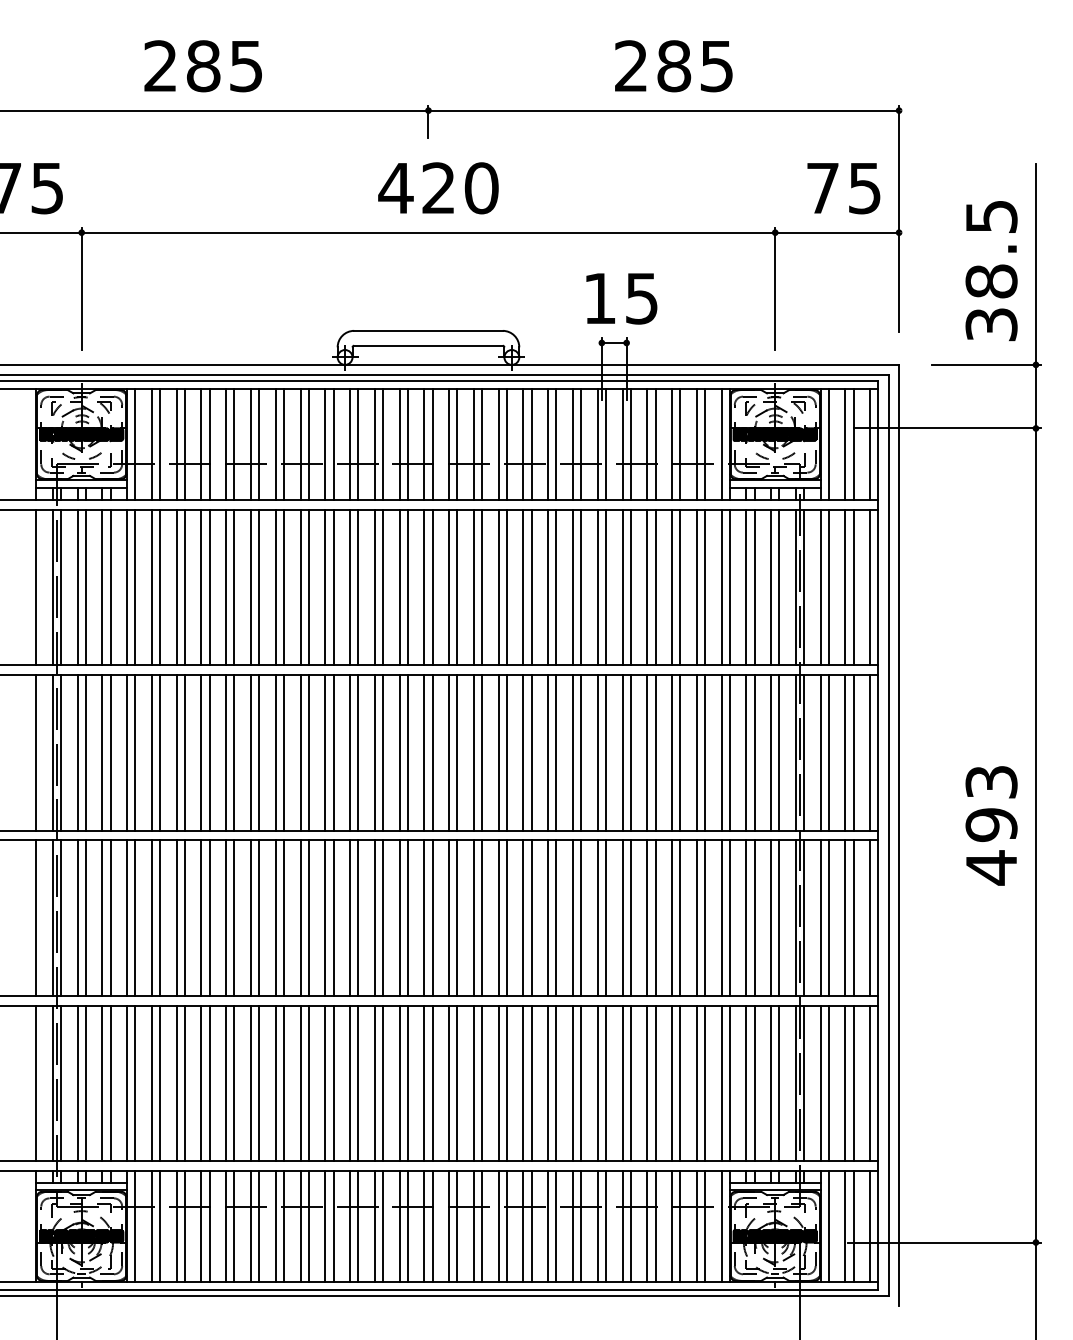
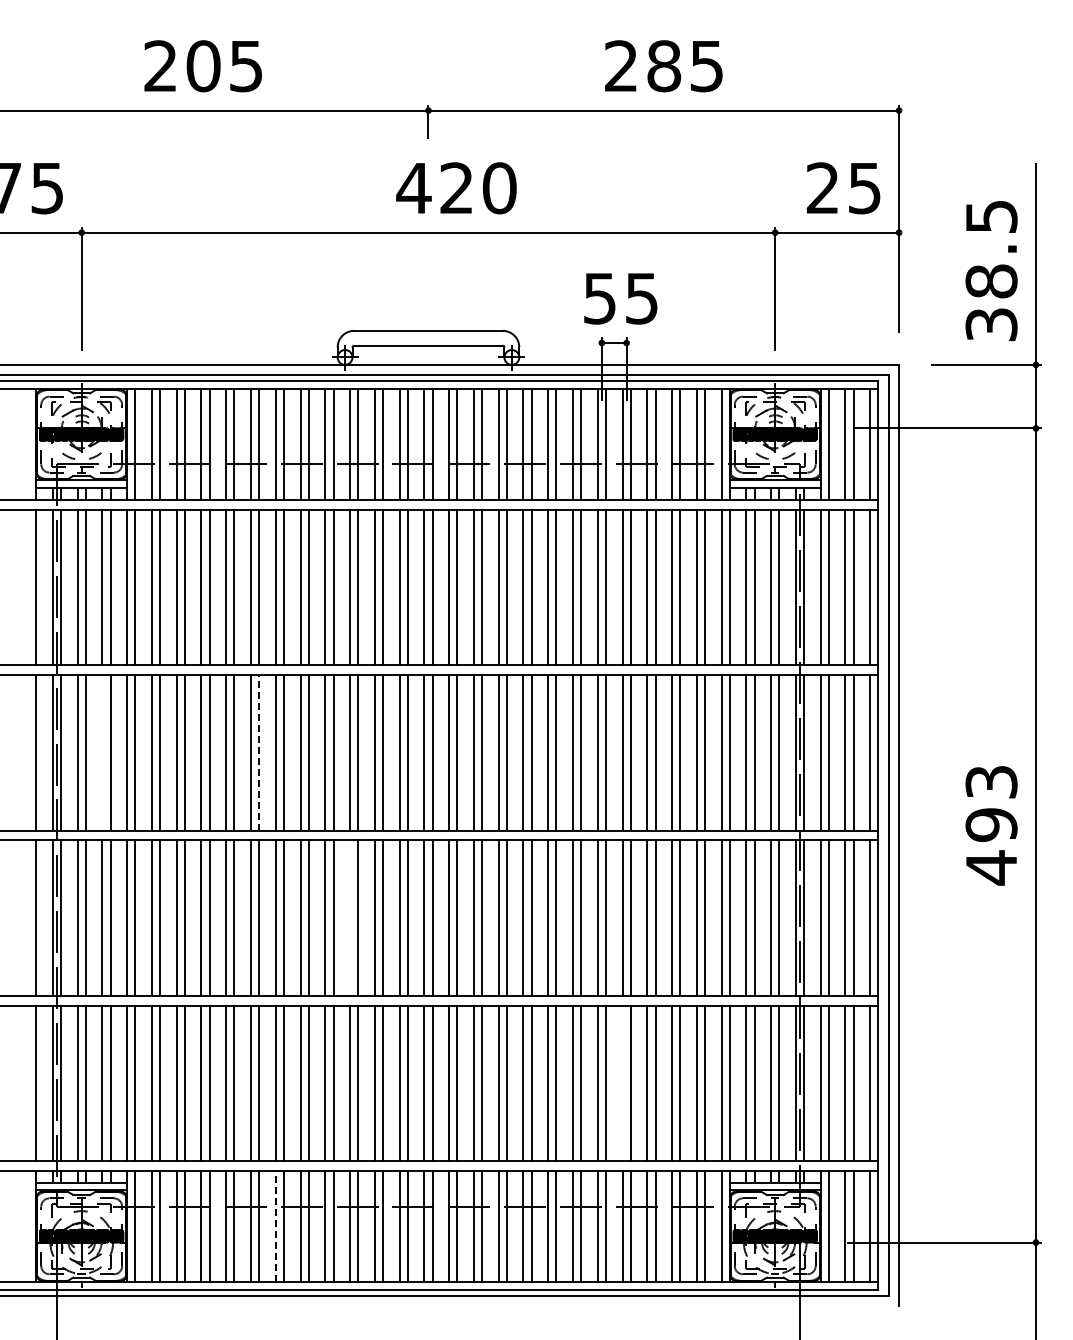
text: 285 -> 205 (203, 66)
text position: (673, 66) -> (663, 66) (663, 66)
text: 75 -> 25 (822, 187)
text position: (438, 188) -> (456, 188) (456, 188)
text: 15 -> 55 (599, 298)
line: present -> none (102, 752)
line: solid -> dashed (259, 752)
line: present -> none (350, 917)
line: present -> none (622, 1082)
line: solid -> dashed (275, 1226)
